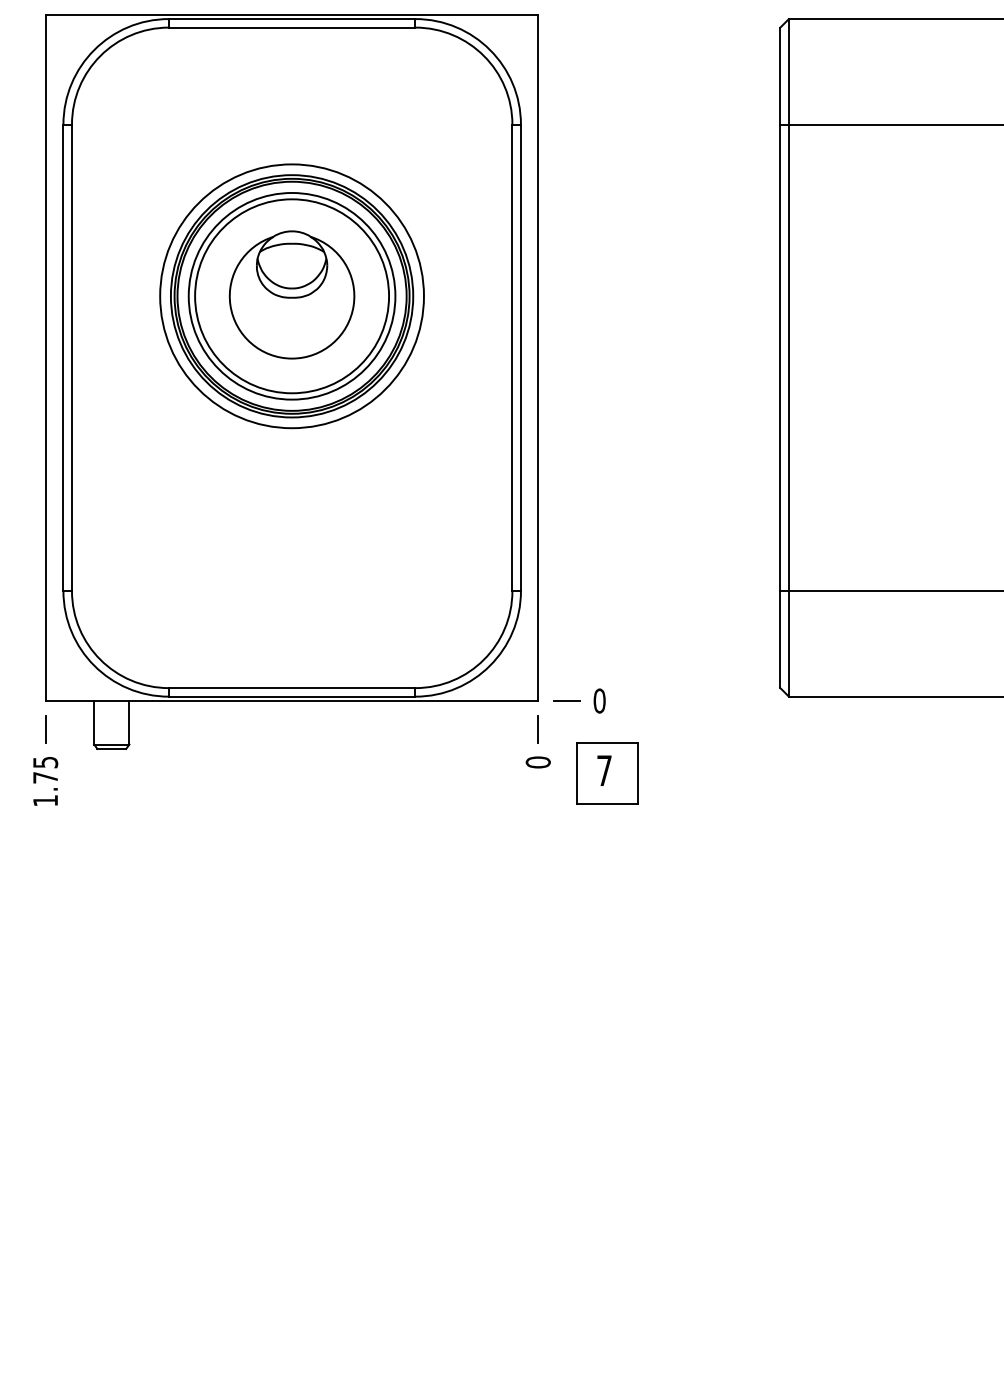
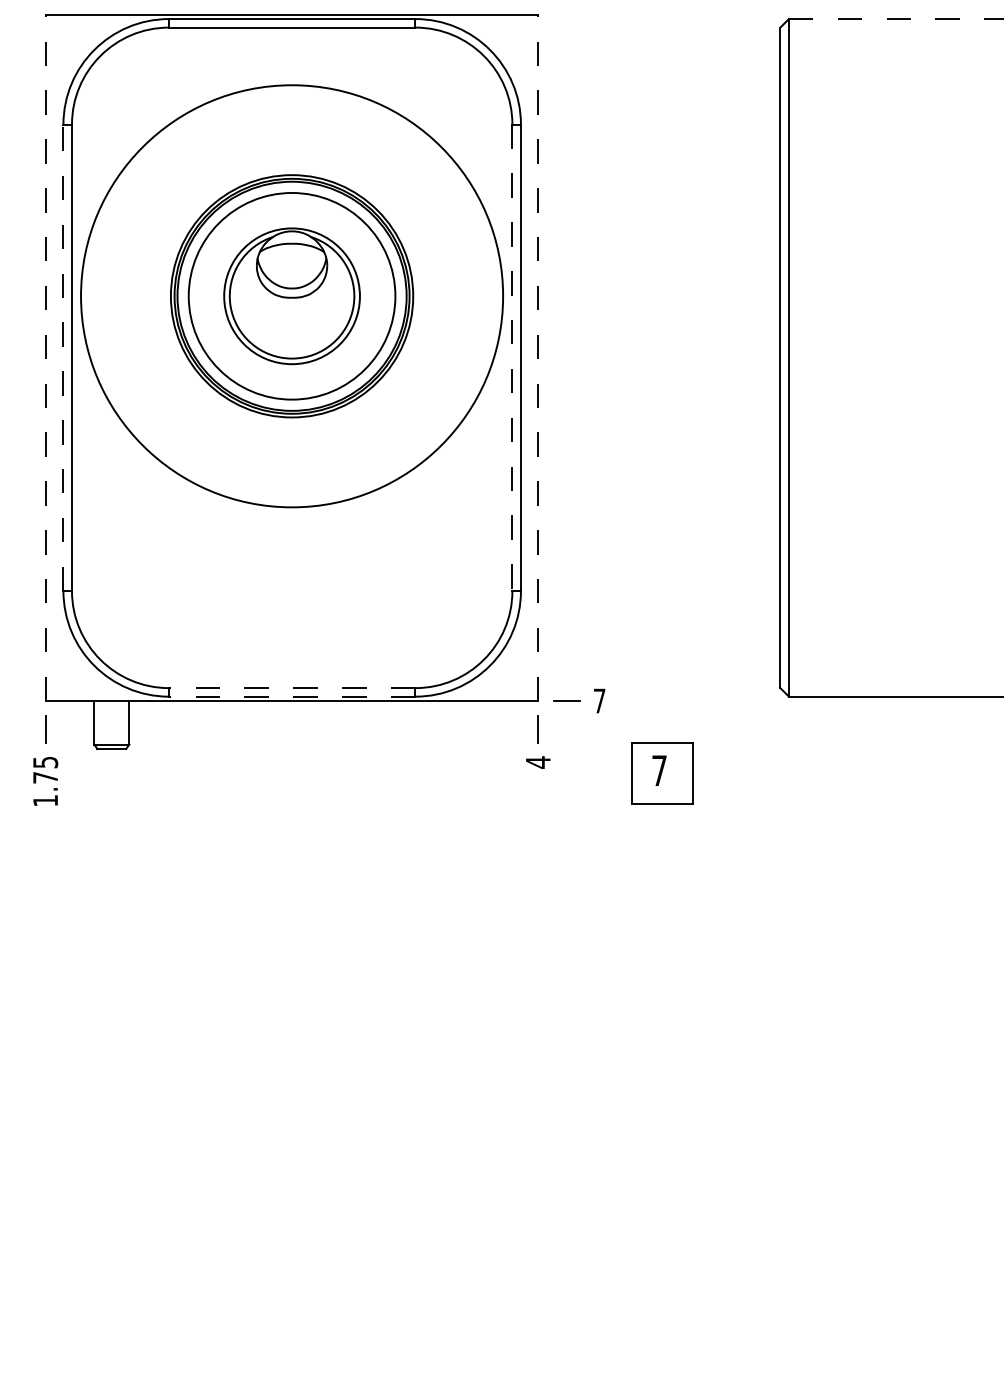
line: solid -> dashed (896, 19)
line: present -> none (890, 124)
circle diameter: 264 px -> 422 px (292, 296)
circle diameter: 194 px -> 136 px (291, 296)
line: solid -> dashed (45, 357)
line: solid -> dashed (63, 357)
line: solid -> dashed (538, 357)
line: solid -> dashed (512, 358)
line: present -> none (890, 591)
line: solid -> dashed (291, 687)
line: solid -> dashed (291, 696)
text: 0 -> 7 (599, 700)
text: 0 -> 4 (537, 762)
part position: (607, 773) -> (662, 773) (662, 773)
